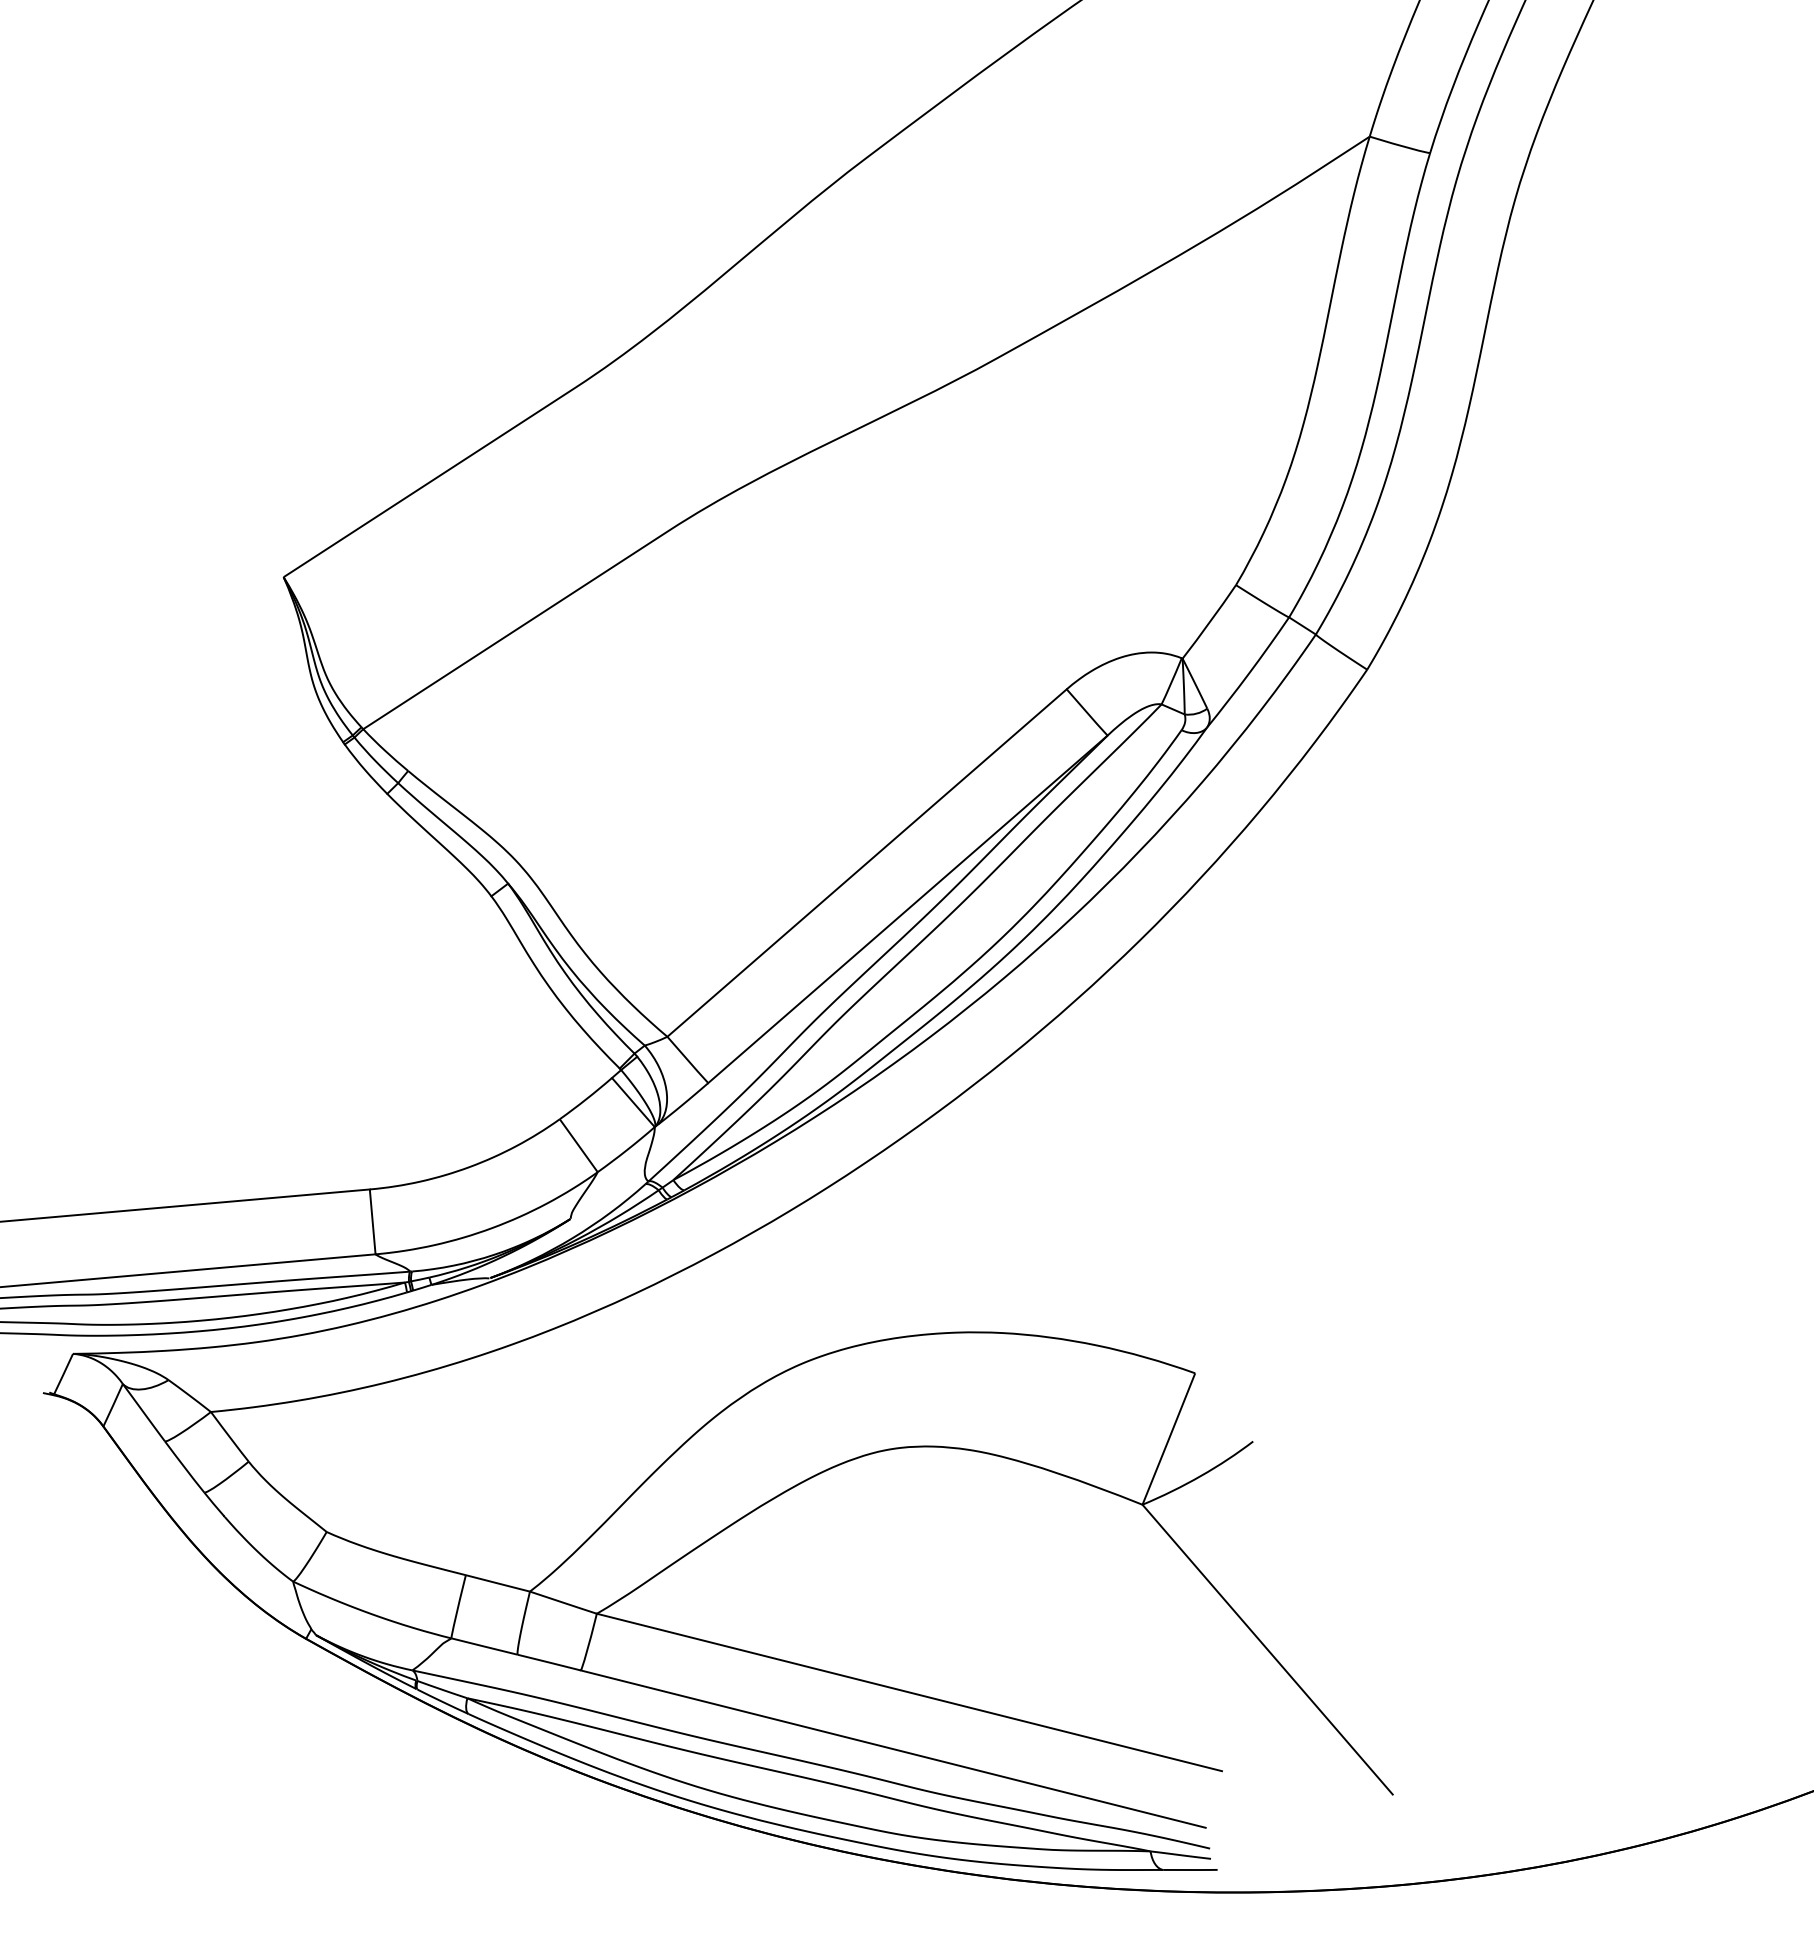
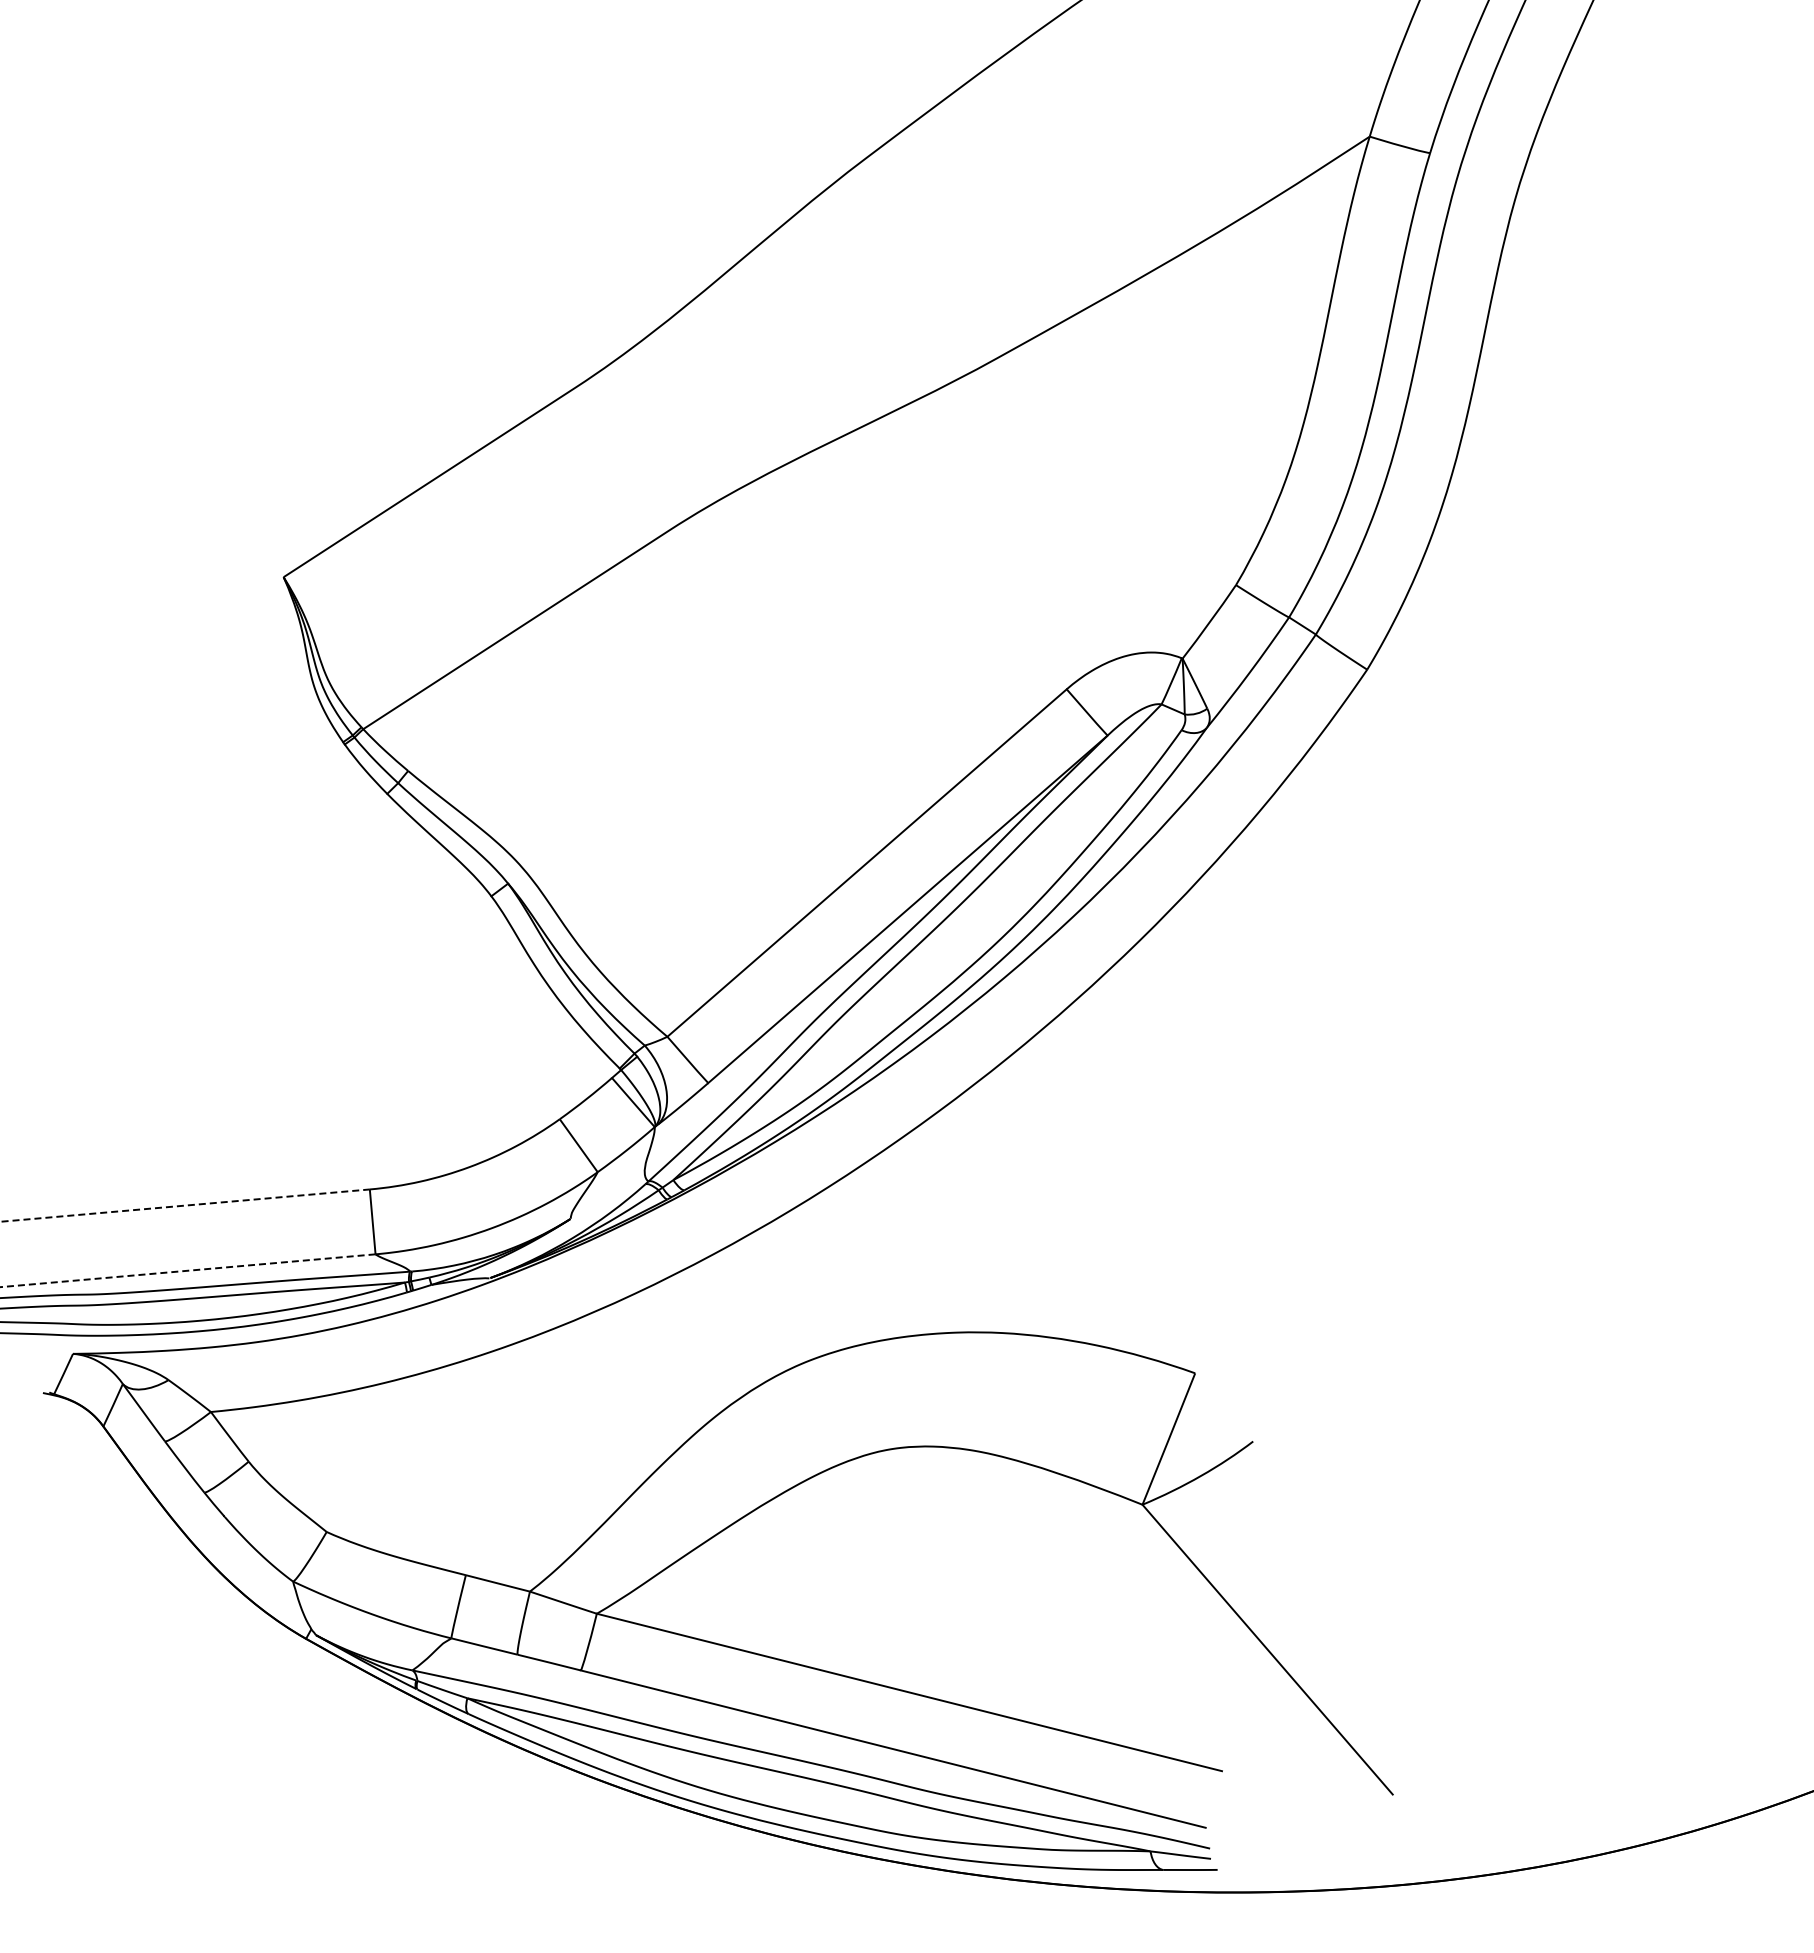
line: solid -> dashed (185, 1205)
line: solid -> dashed (187, 1270)
